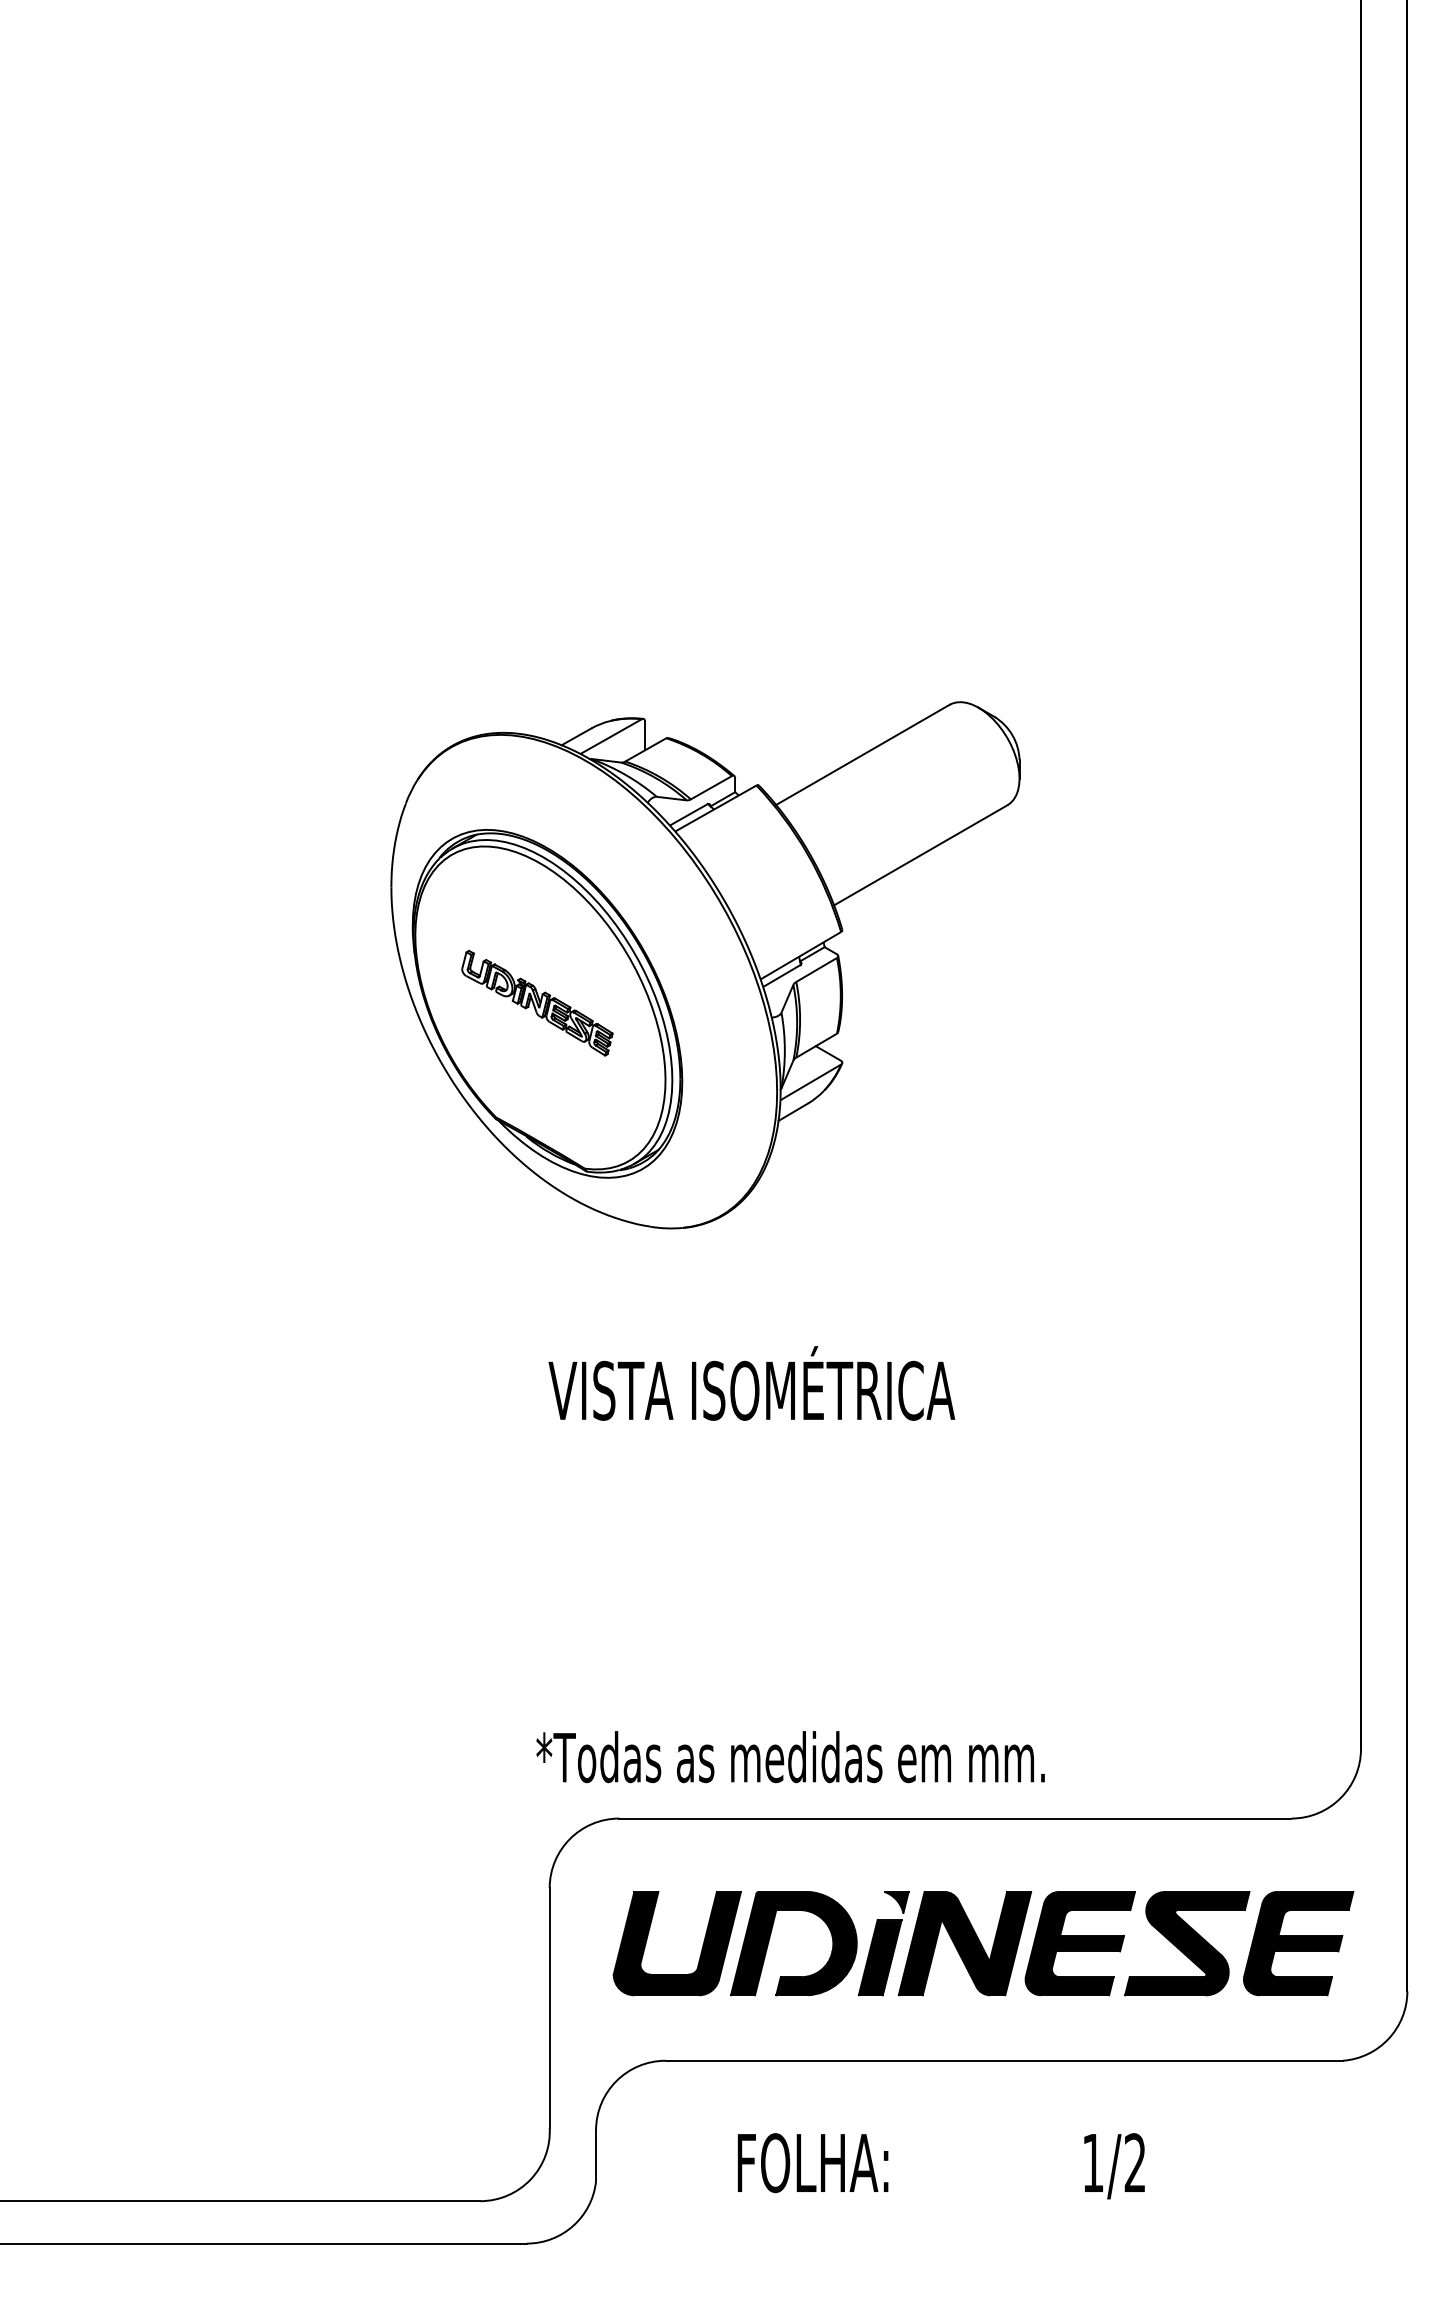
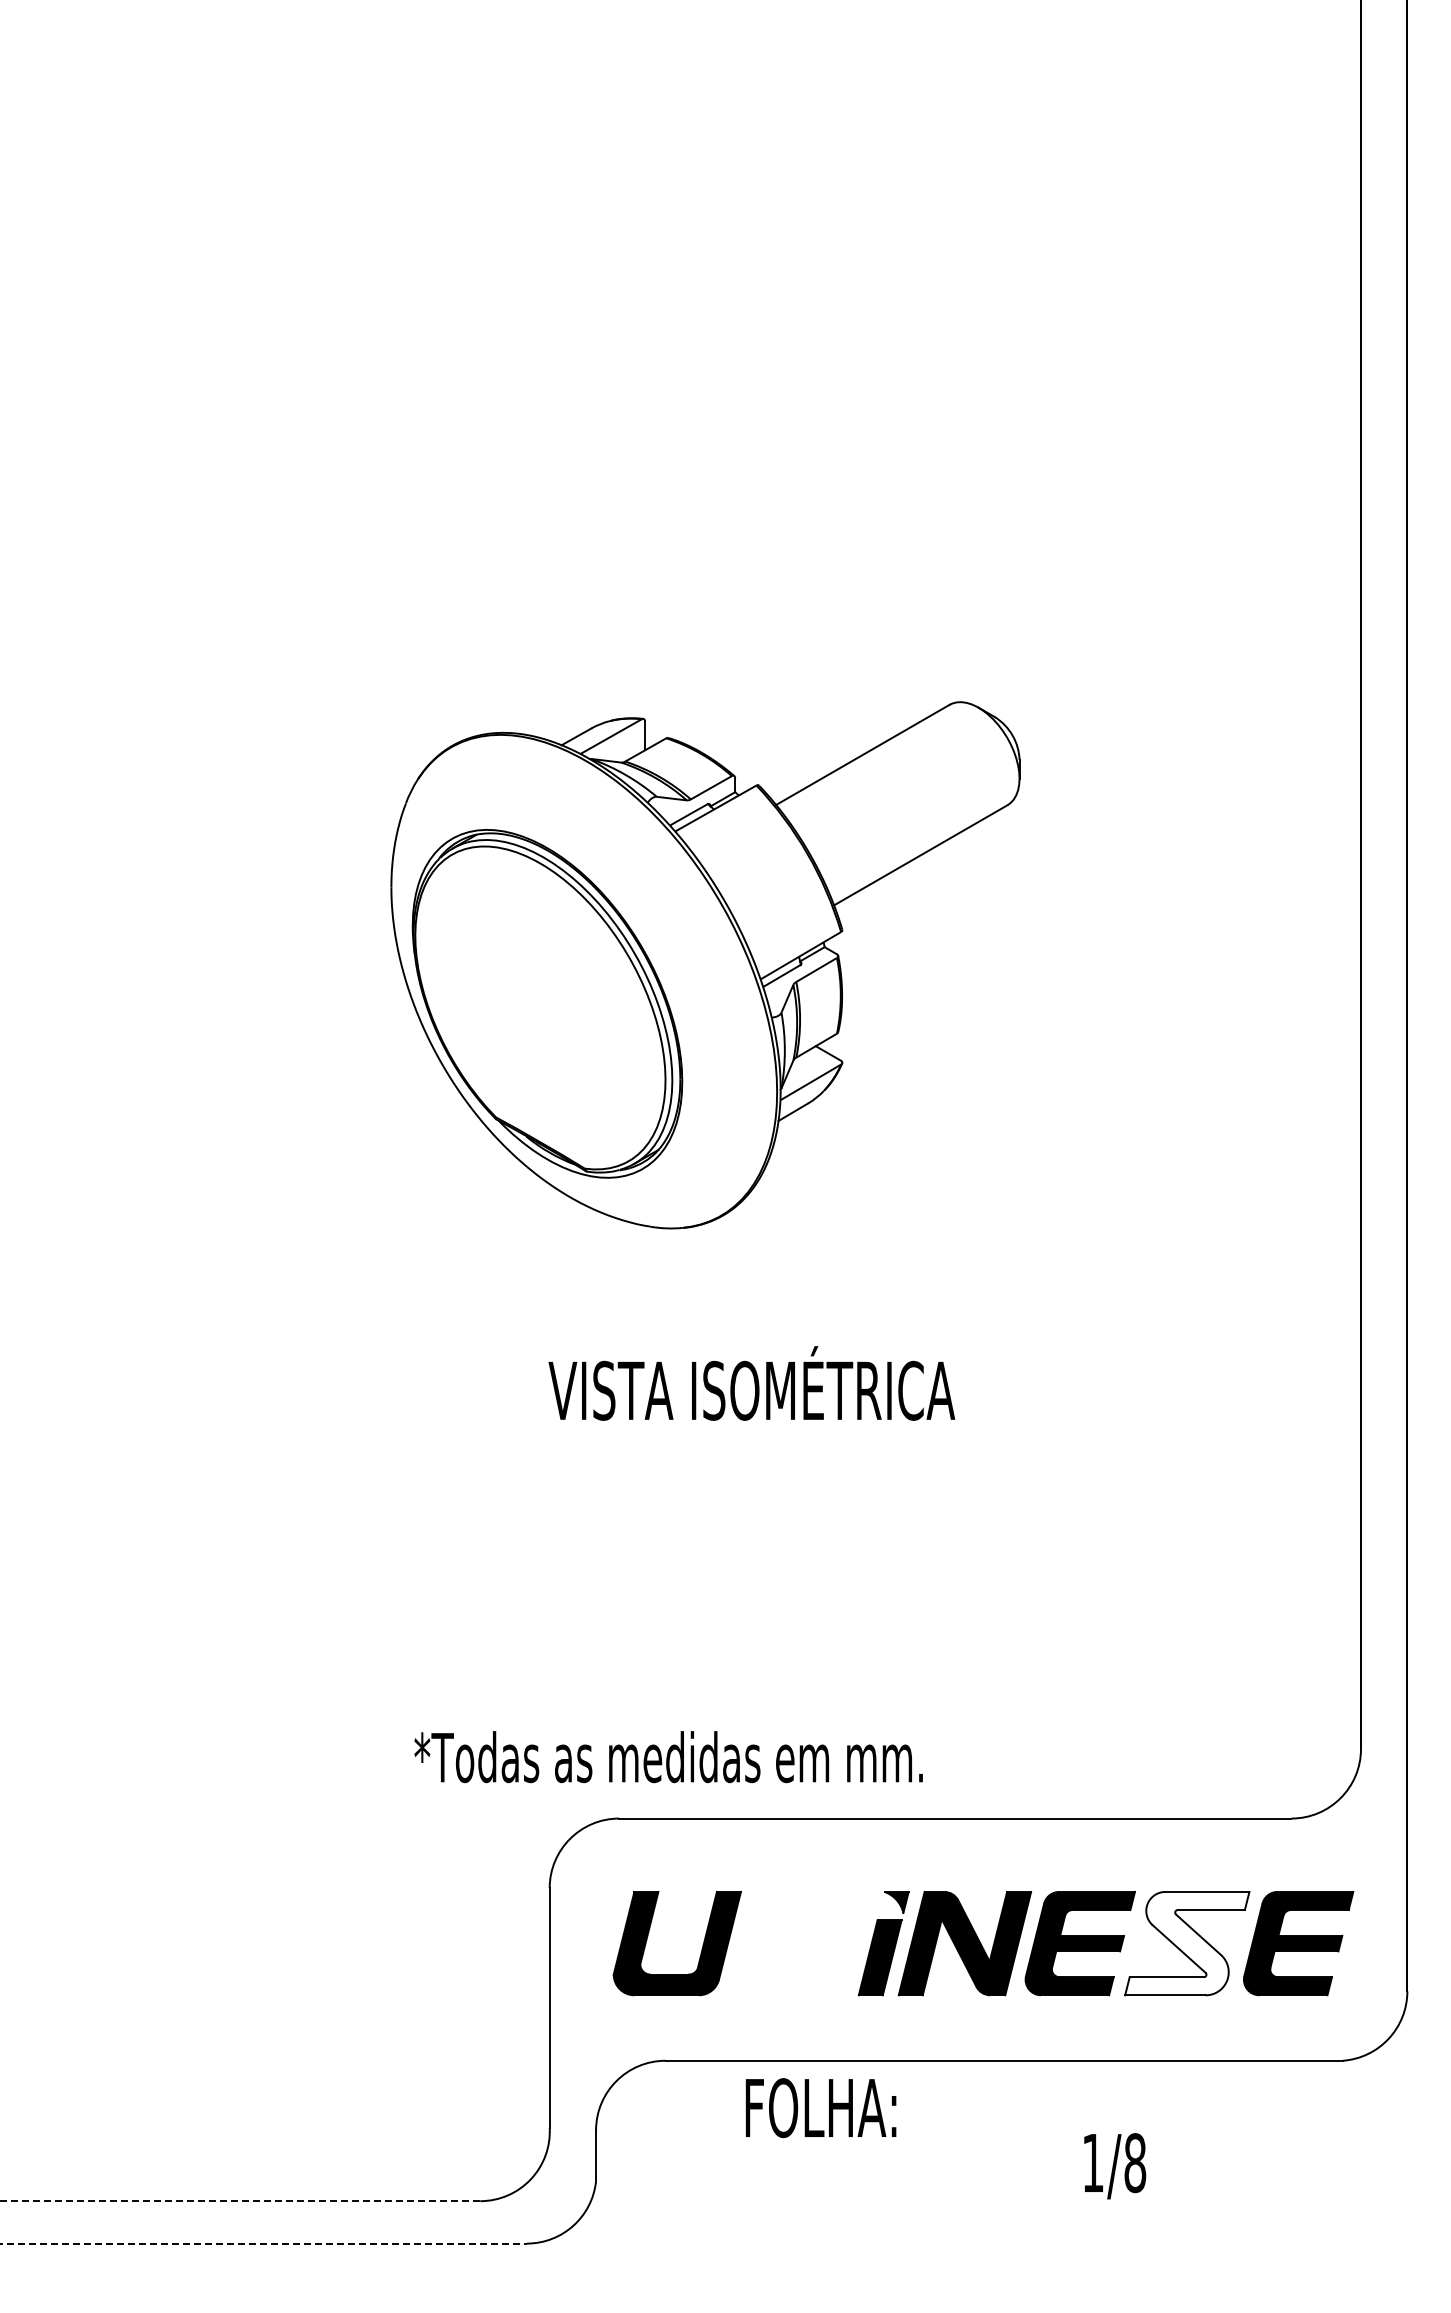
part: present -> none (537, 1002)
text position: (790, 1757) -> (668, 1757) (668, 1757)
part: present -> none (770, 1938)
fill: present -> none (1187, 1943)
text position: (812, 2163) -> (820, 2108) (820, 2108)
text: 1/2 -> 1/8 (1135, 2163)
line: solid -> dashed (240, 2201)
line: solid -> dashed (263, 2243)
